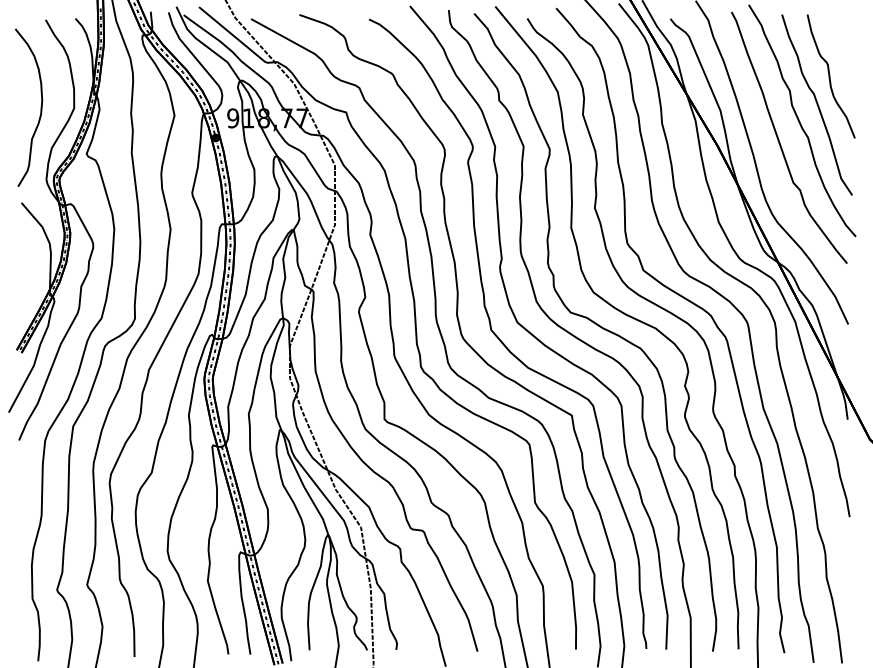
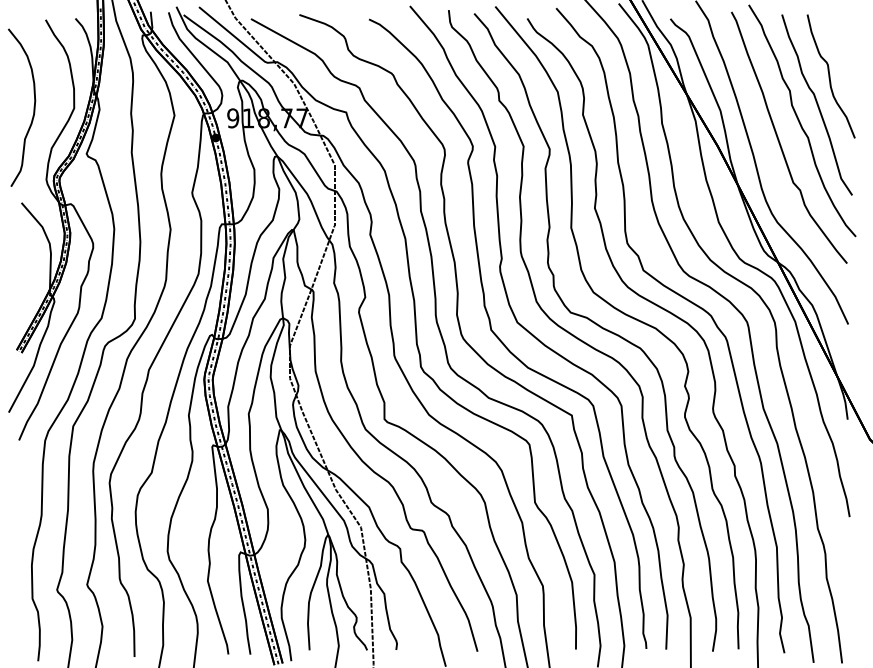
curve position: (40, 107) -> (33, 107) (33, 107)
